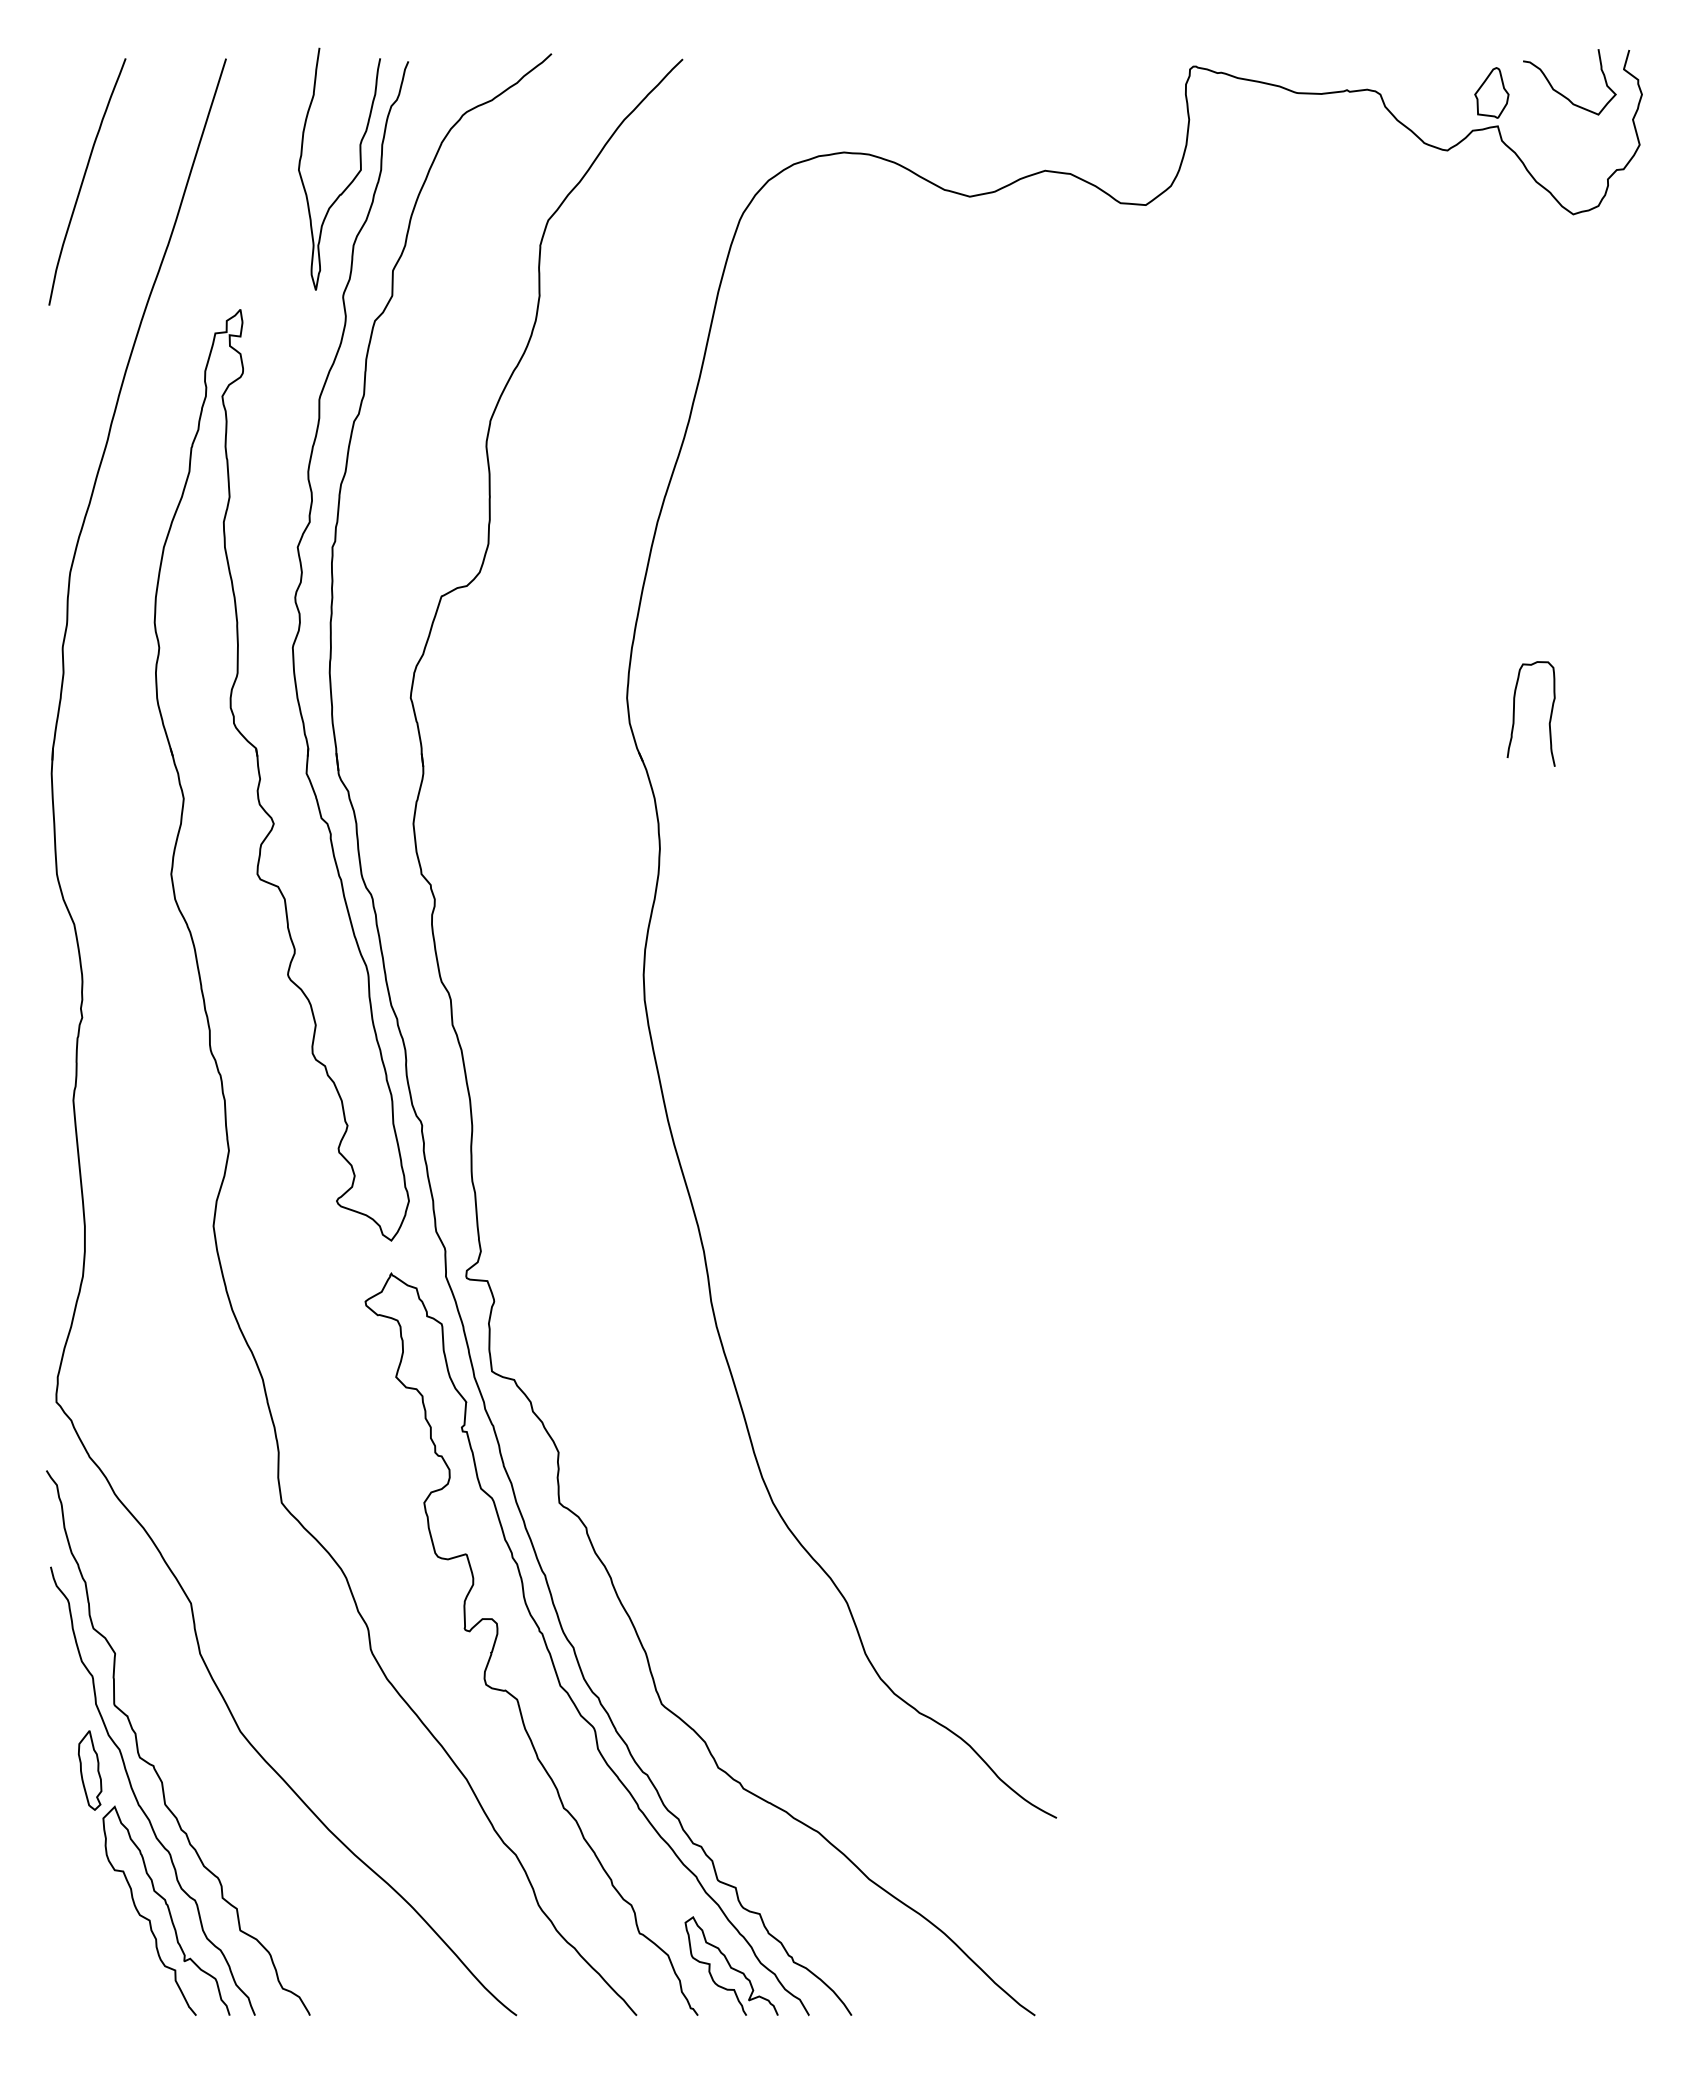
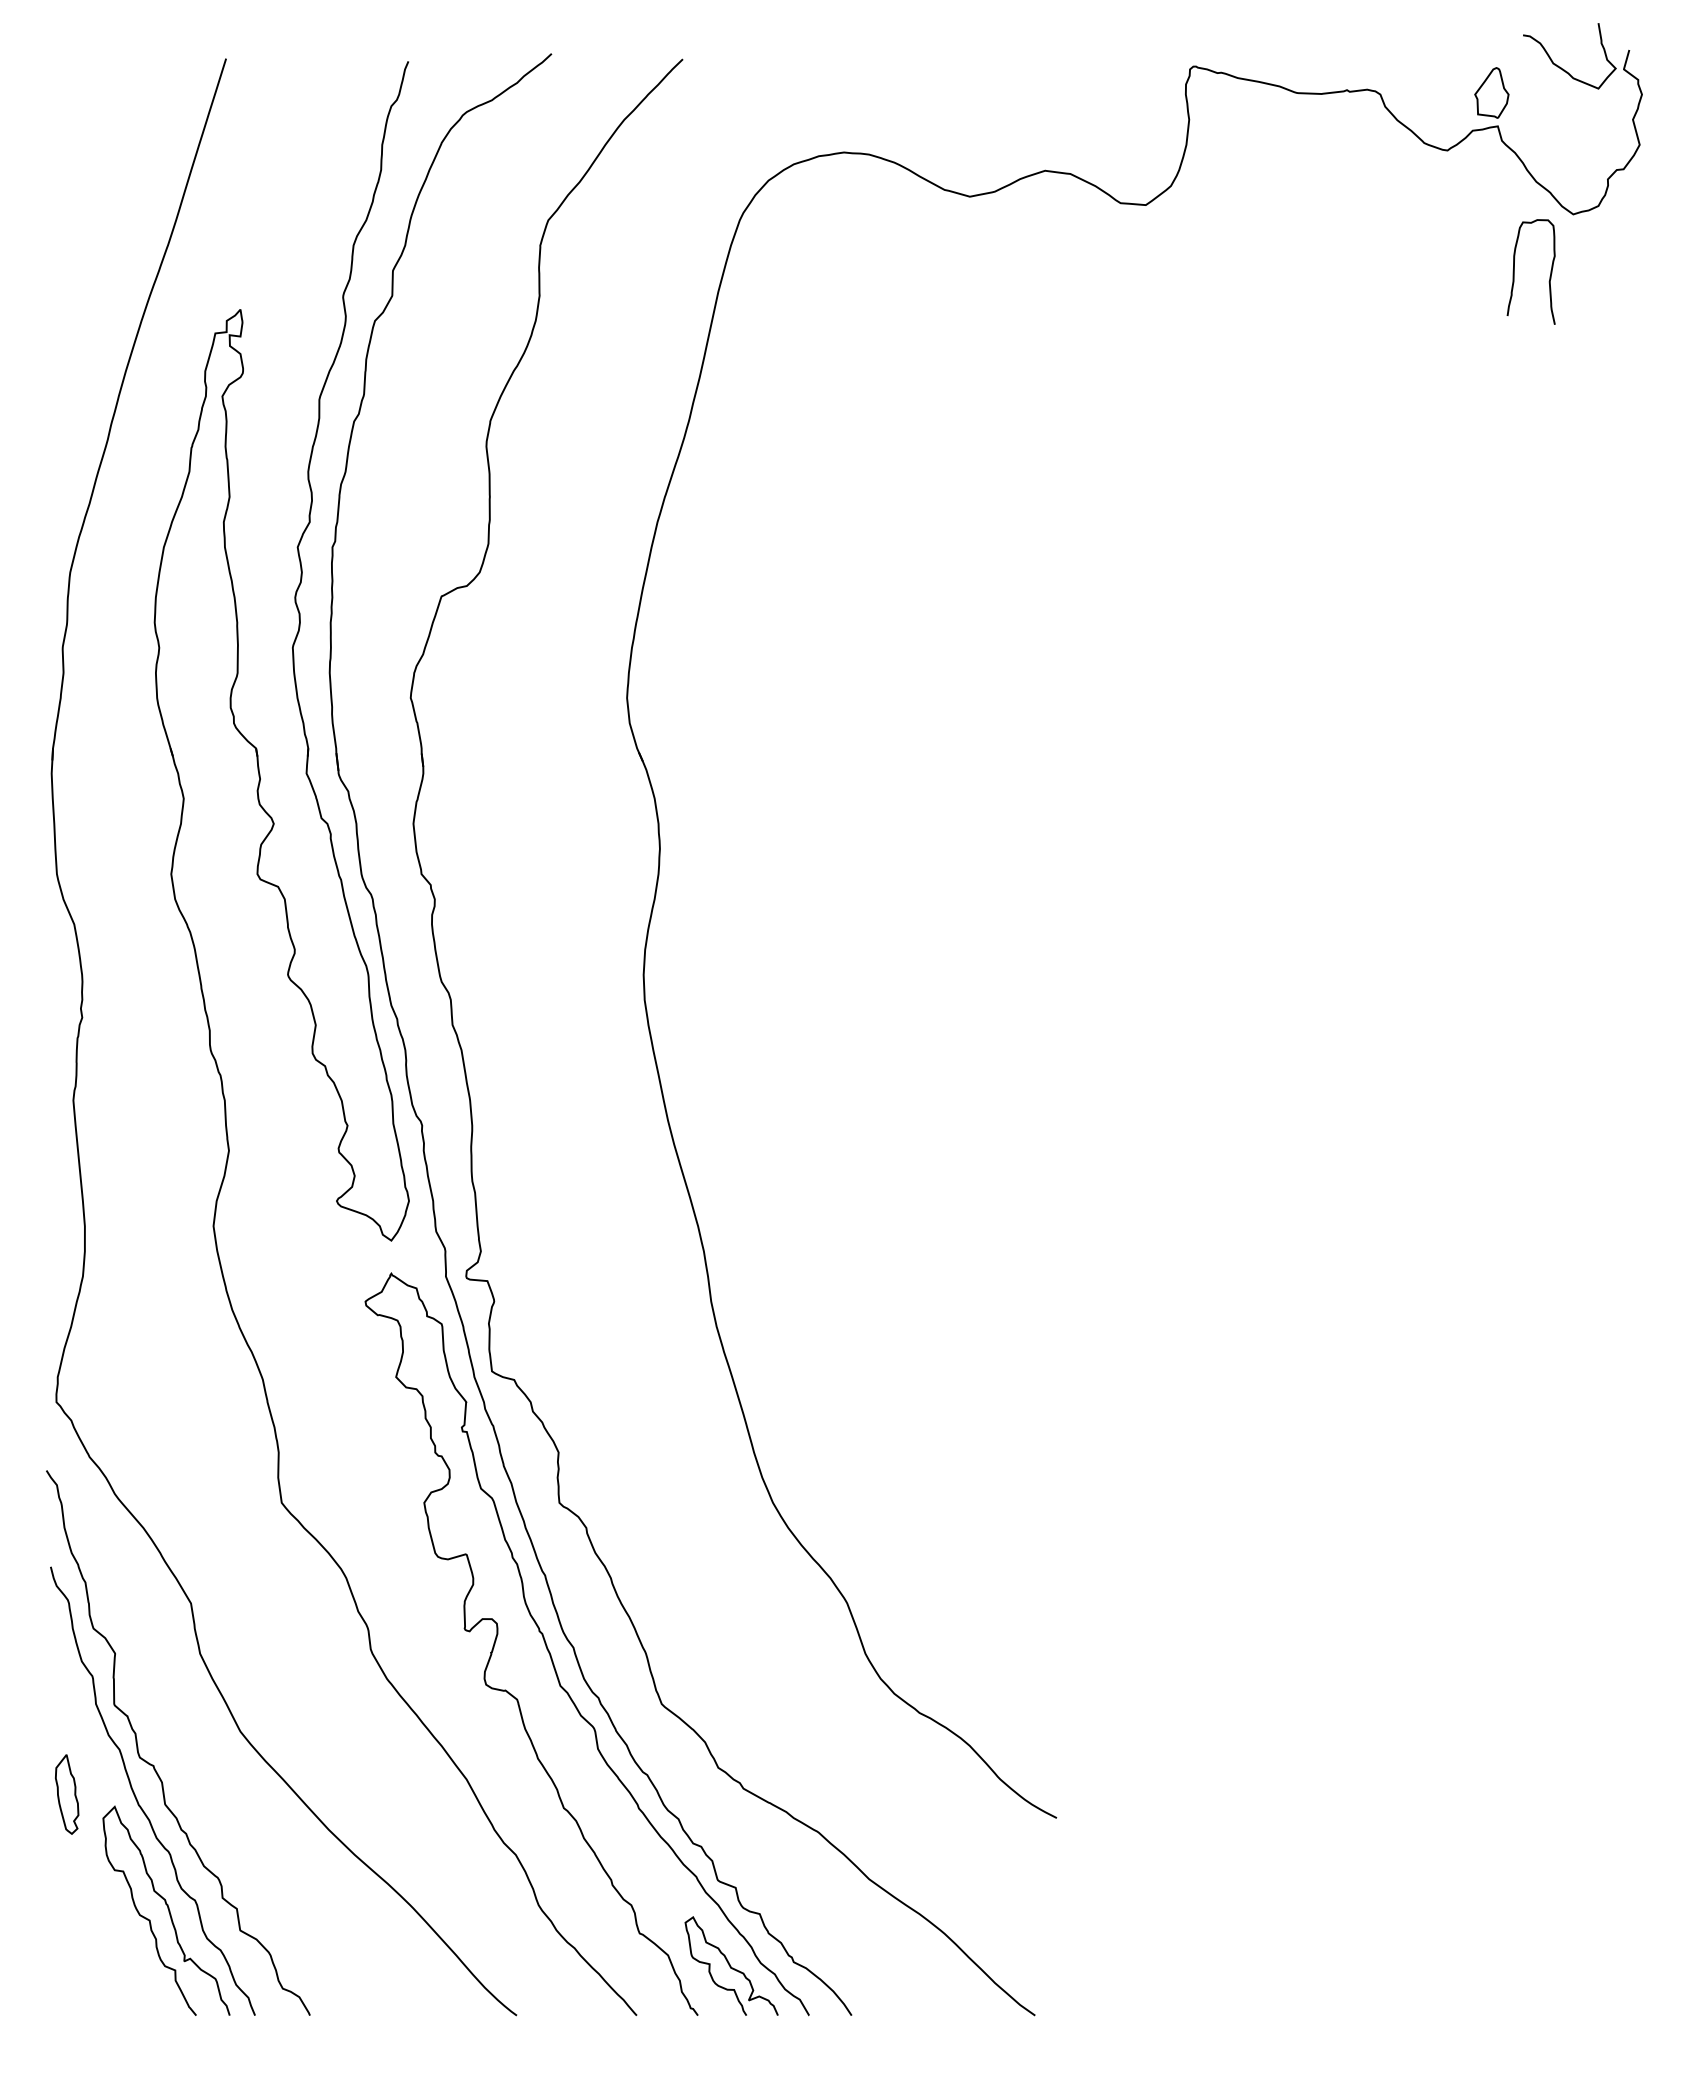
curve position: (1563, 94) -> (1563, 68) (1563, 68)
curve: present -> none (84, 179)
curve: present -> none (352, 179)
curve position: (1514, 713) -> (1514, 271) (1514, 271)
part position: (90, 1770) -> (67, 1794) (67, 1794)
